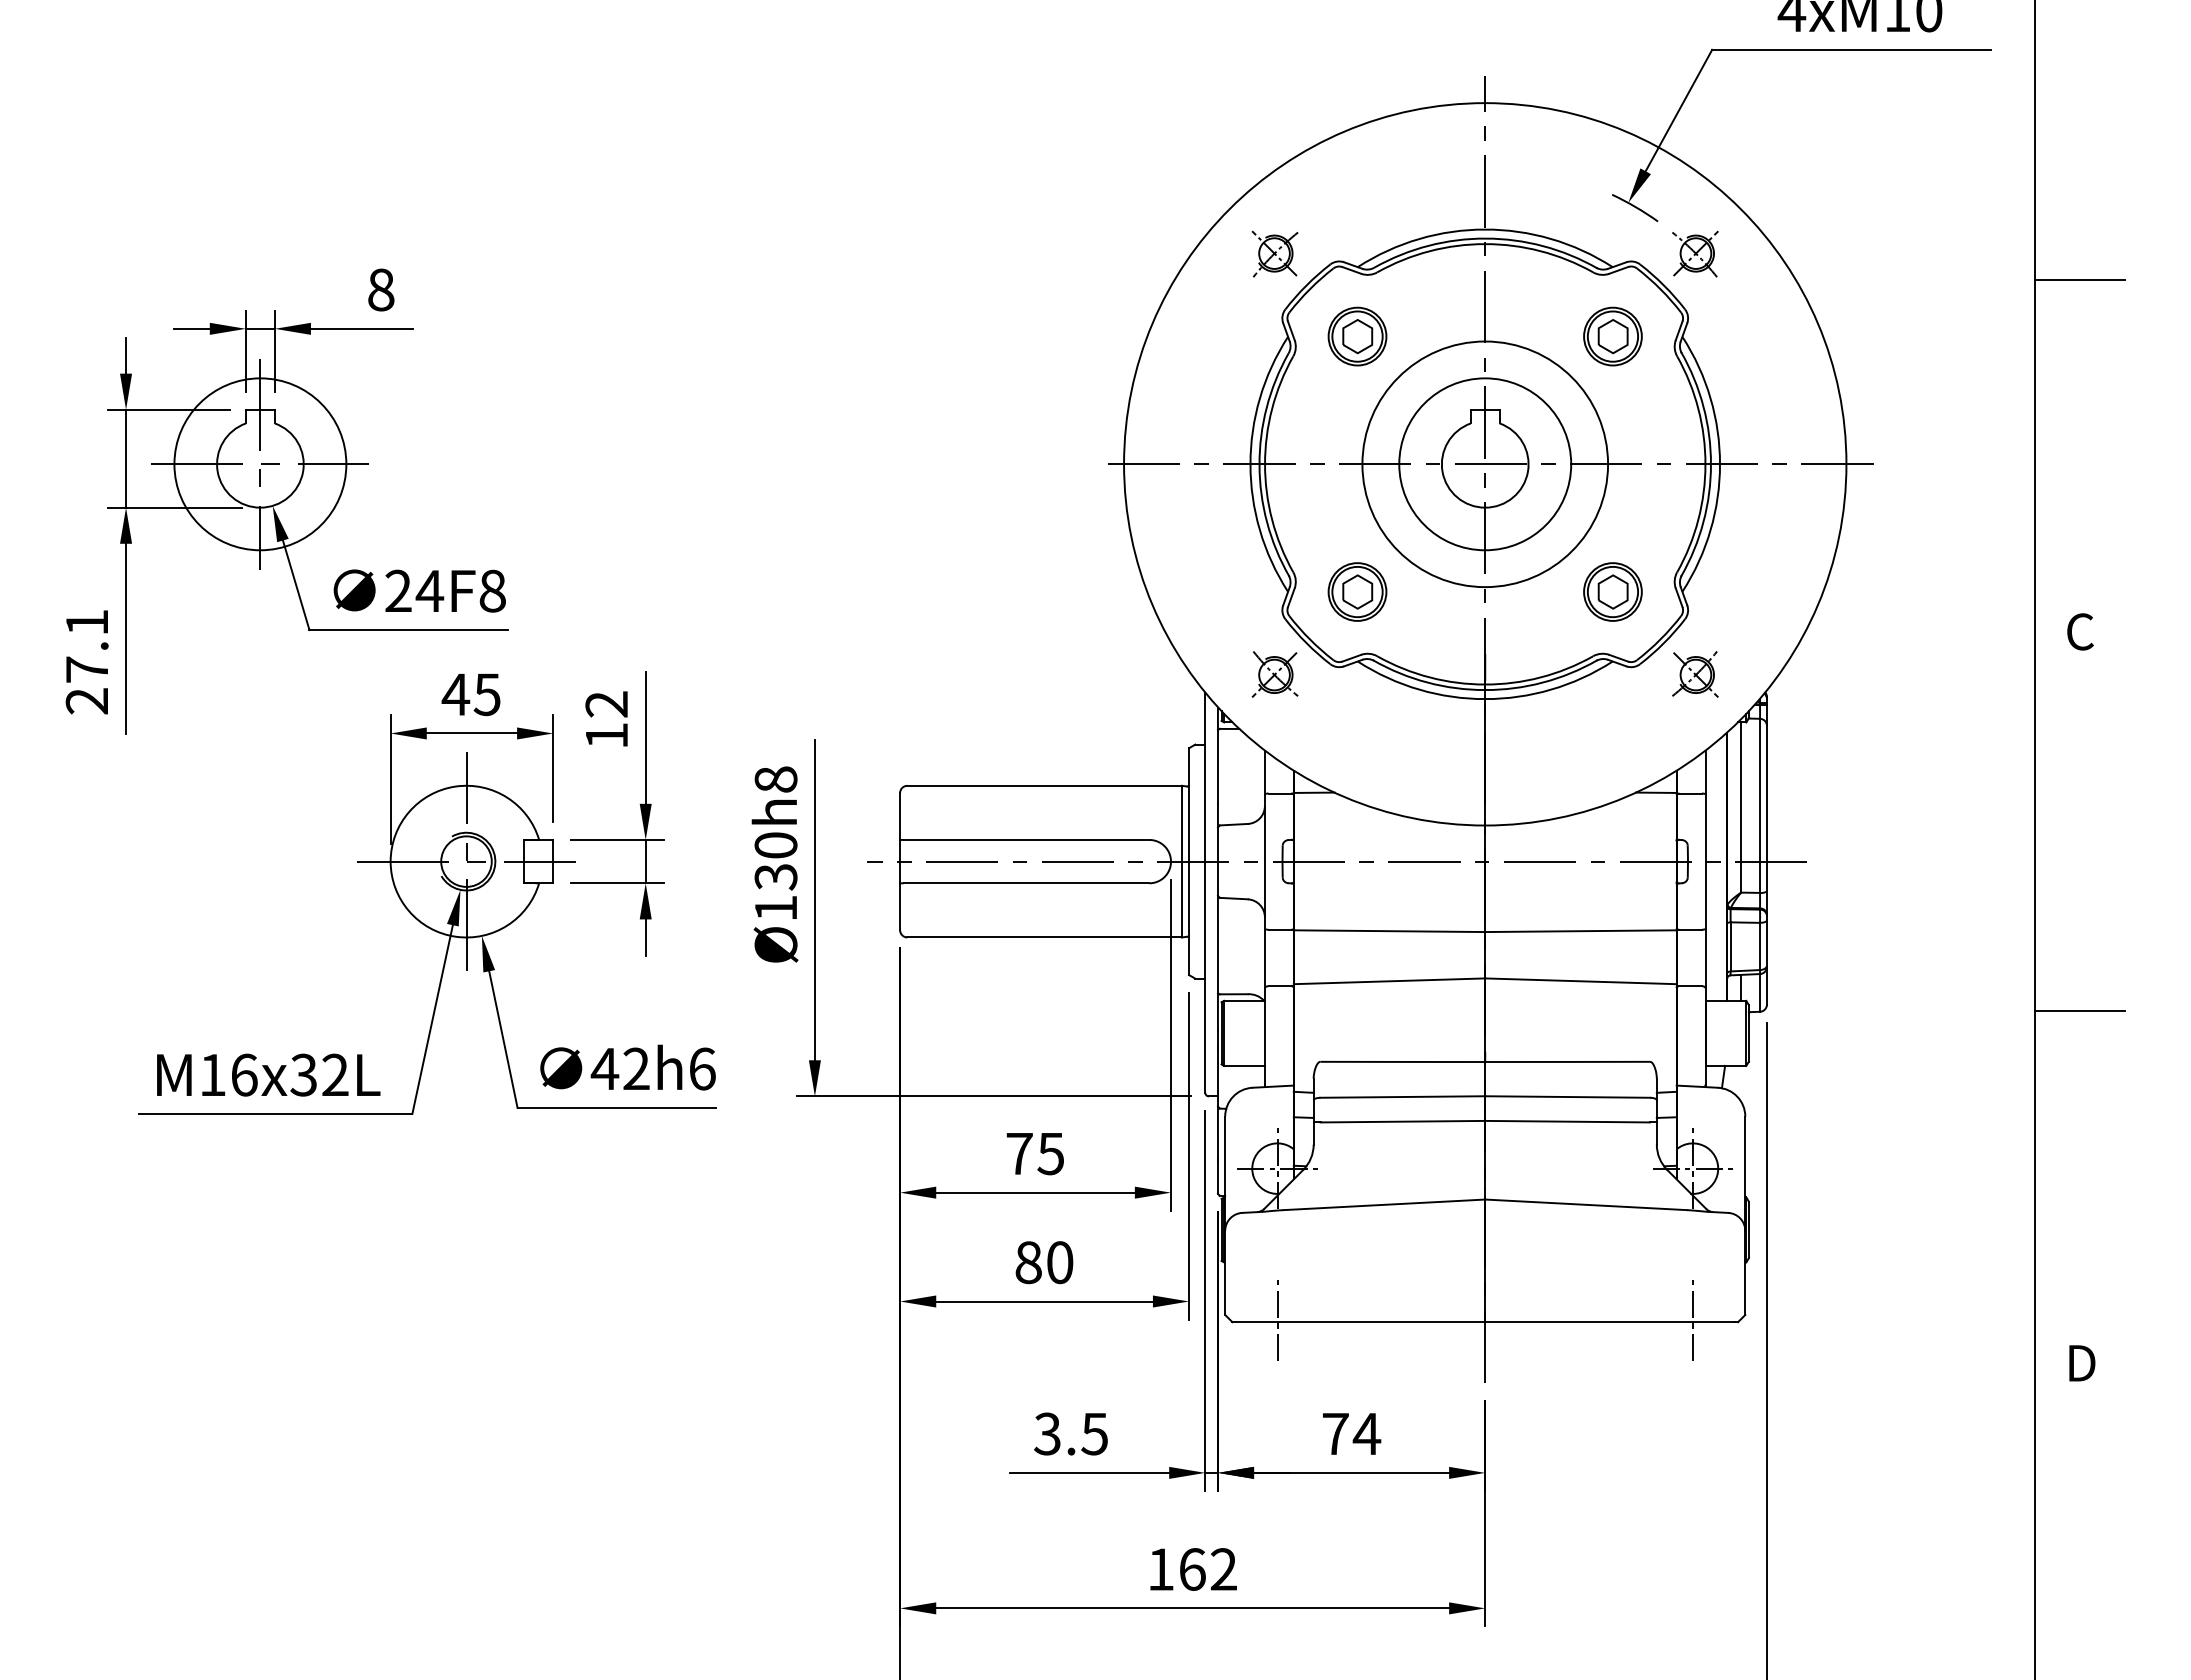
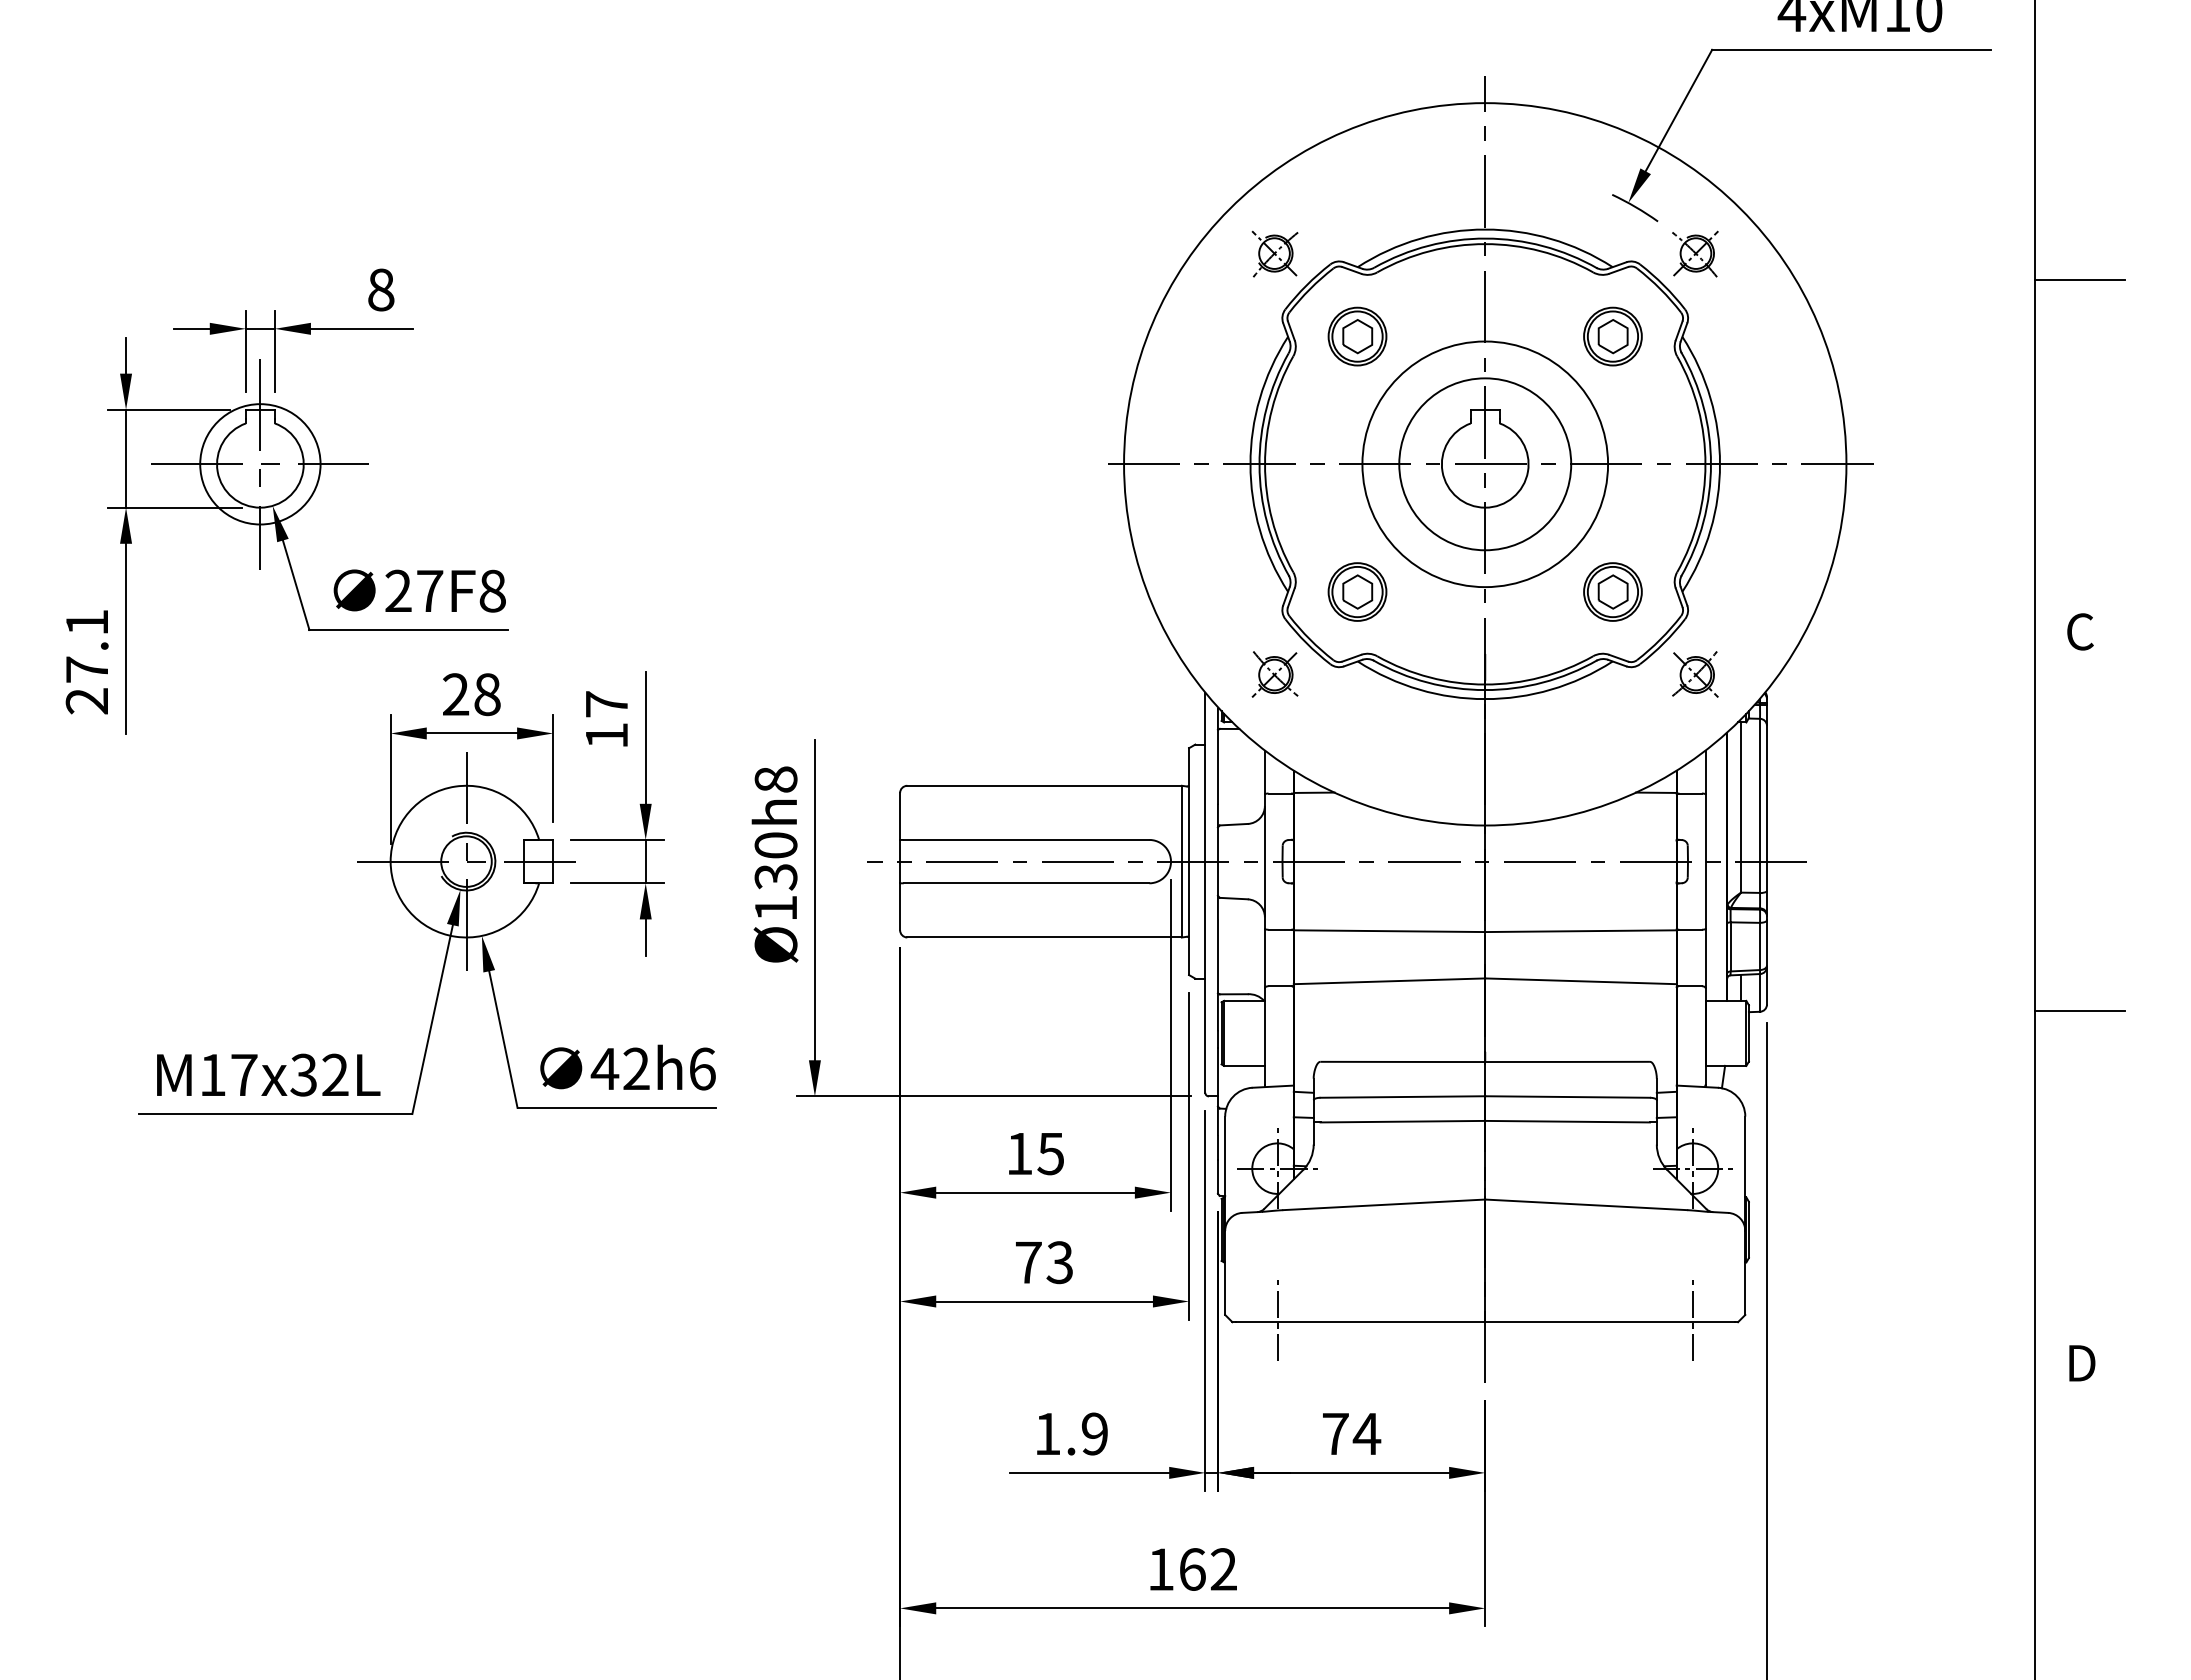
circle diameter: 172 px -> 120 px (260, 464)
text: 24F8 -> 27F8 (429, 590)
text: 45 -> 28 (470, 694)
text: 12 -> 17 (606, 704)
text: M16x32L -> M17x32L (244, 1074)
text: 75 -> 15 (1019, 1153)
text: 80 -> 73 (1044, 1262)
text: 3.5 -> 1.9 (1070, 1433)
